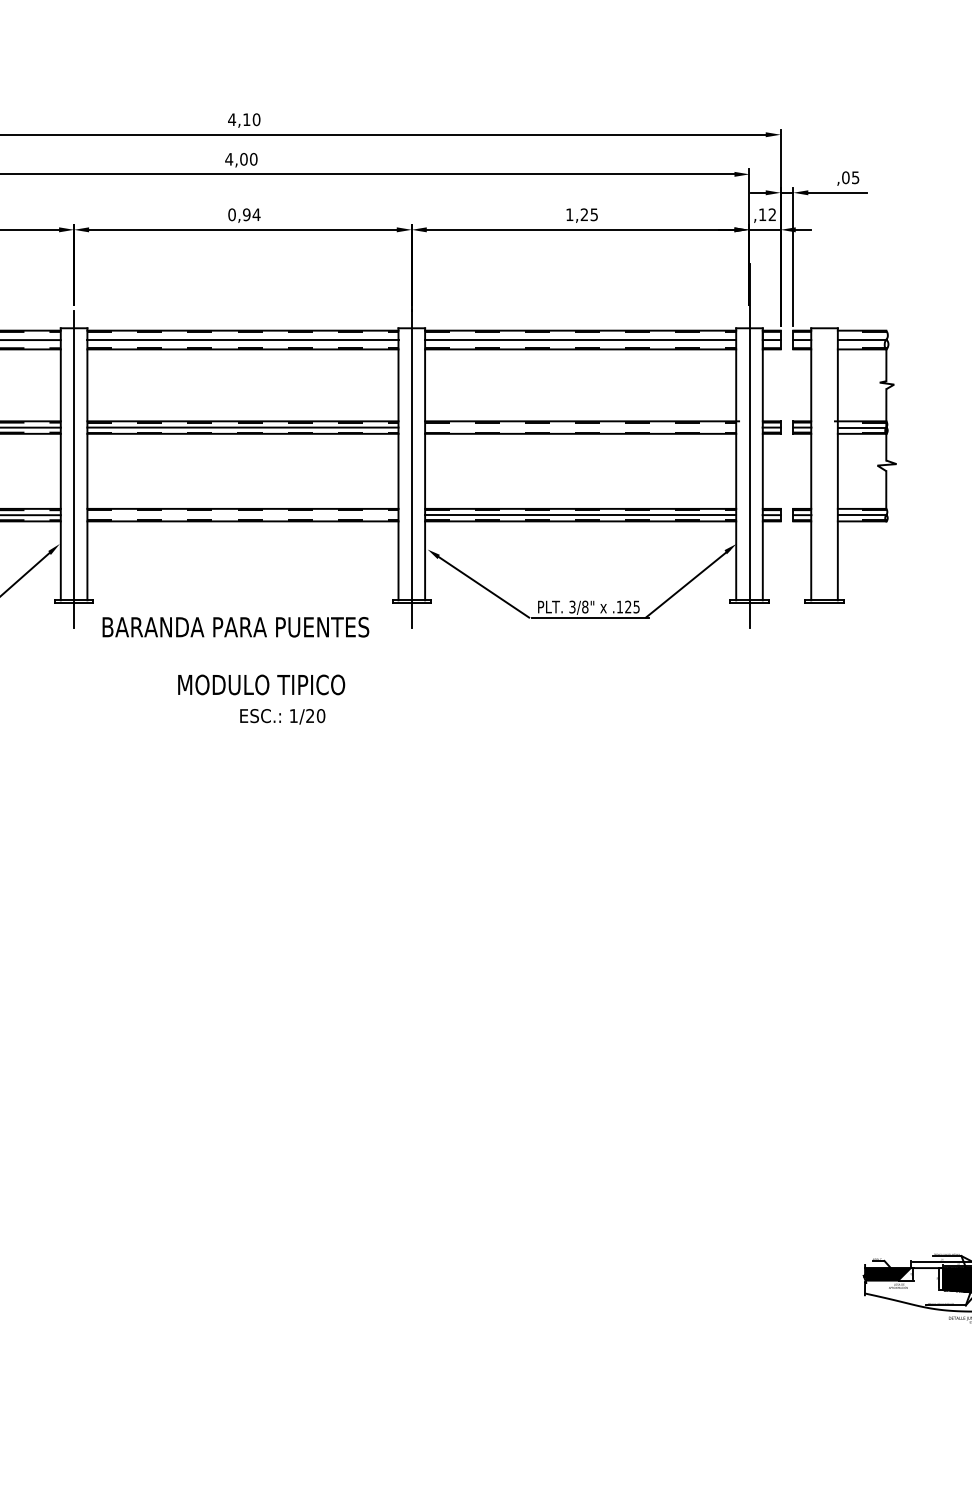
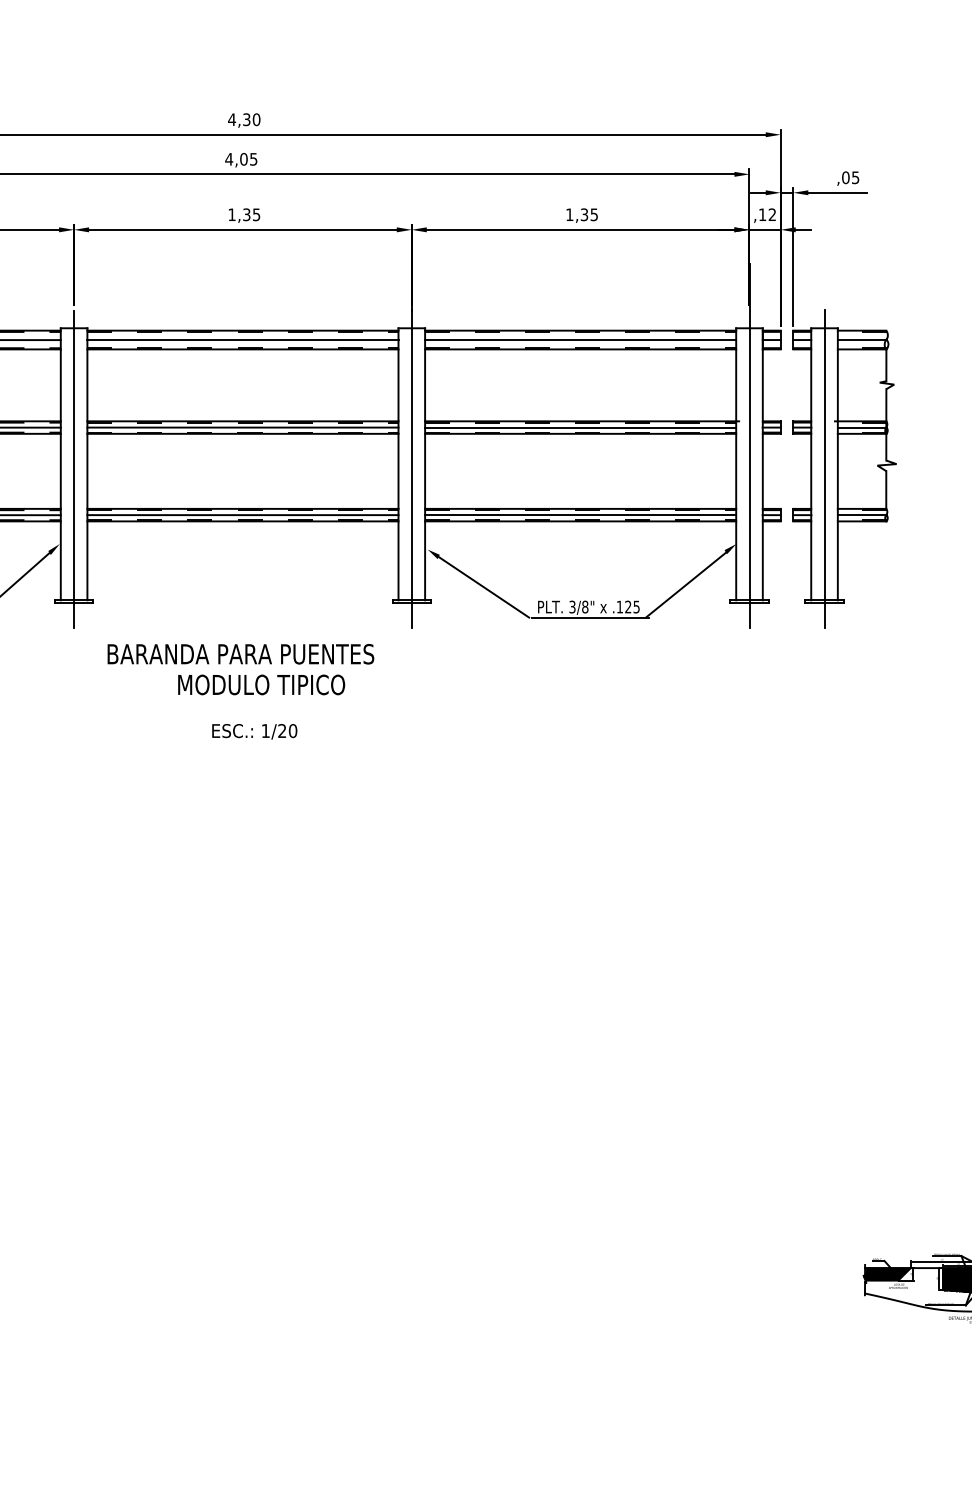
text: 4,10 -> 4,30 (246, 119)
text: 4,00 -> 4,05 (253, 159)
text: 0,94 -> 1,35 (244, 214)
text: 1,25 -> 1,35 (584, 214)
line: none -> present (580, 427)
line: none -> present (824, 468)
line: none -> present (242, 515)
text position: (235, 627) -> (240, 654) (240, 654)
text position: (282, 716) -> (254, 731) (254, 731)
